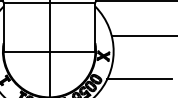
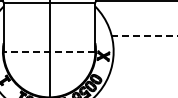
line: solid -> dashed (144, 36)
line: solid -> dashed (49, 51)
line: present -> none (139, 79)
